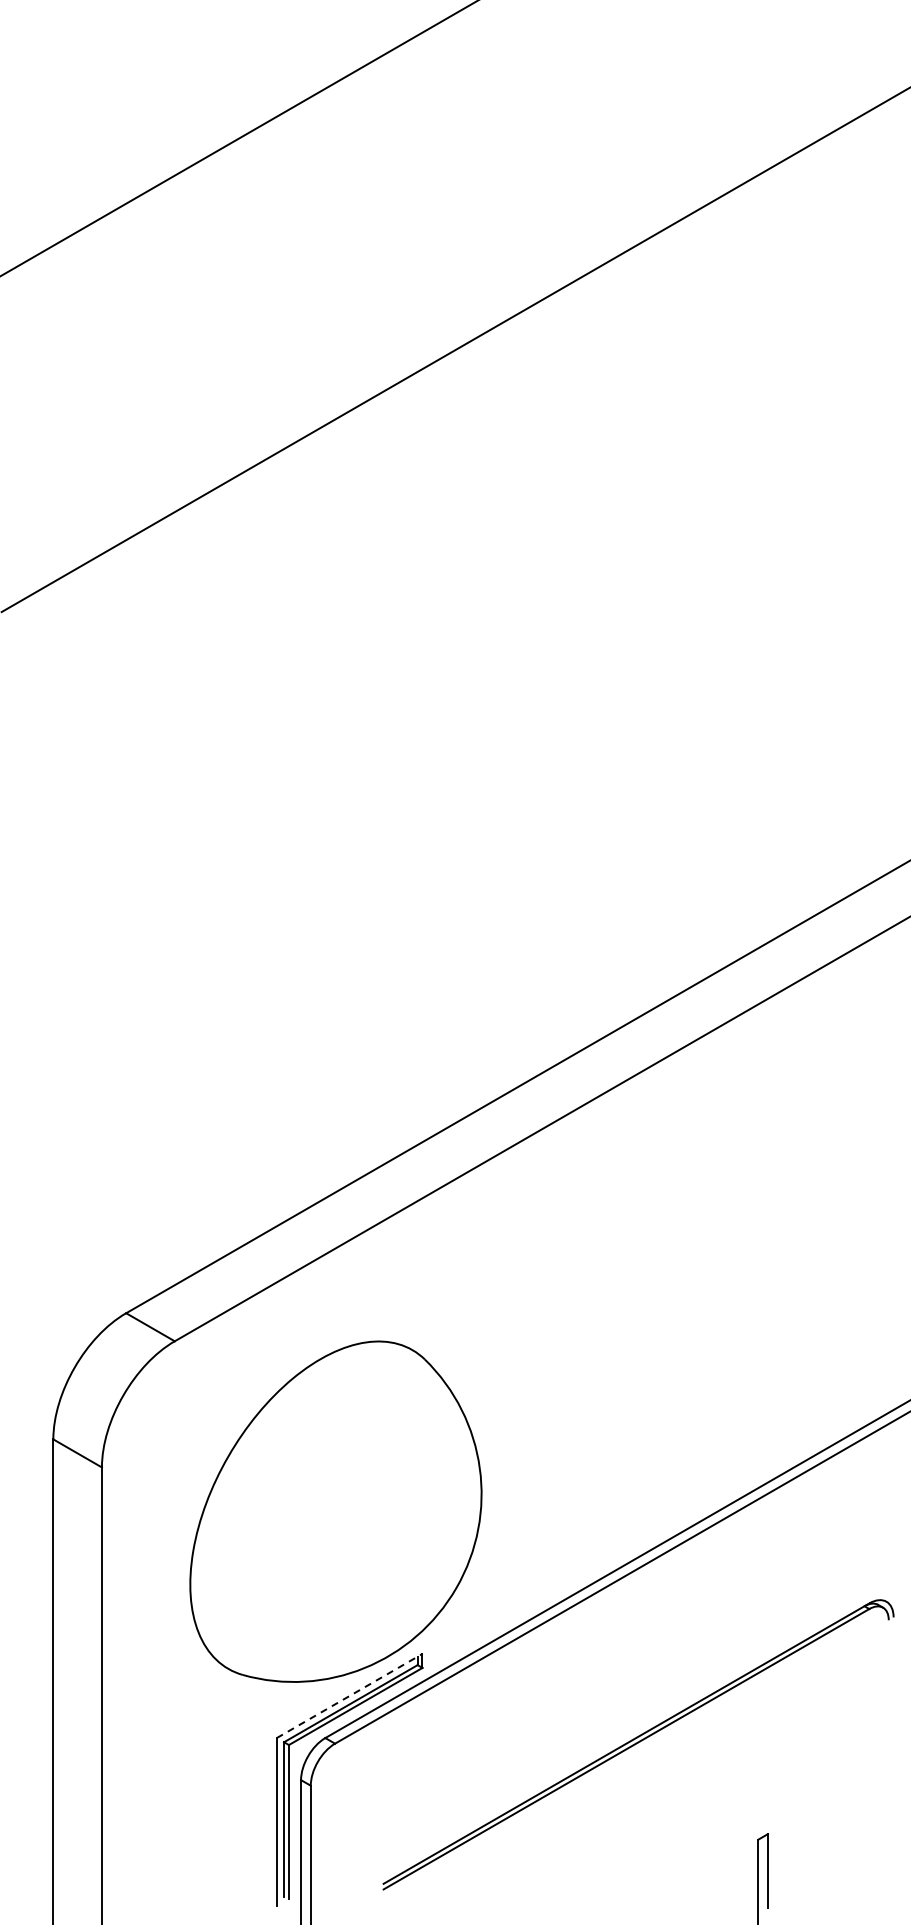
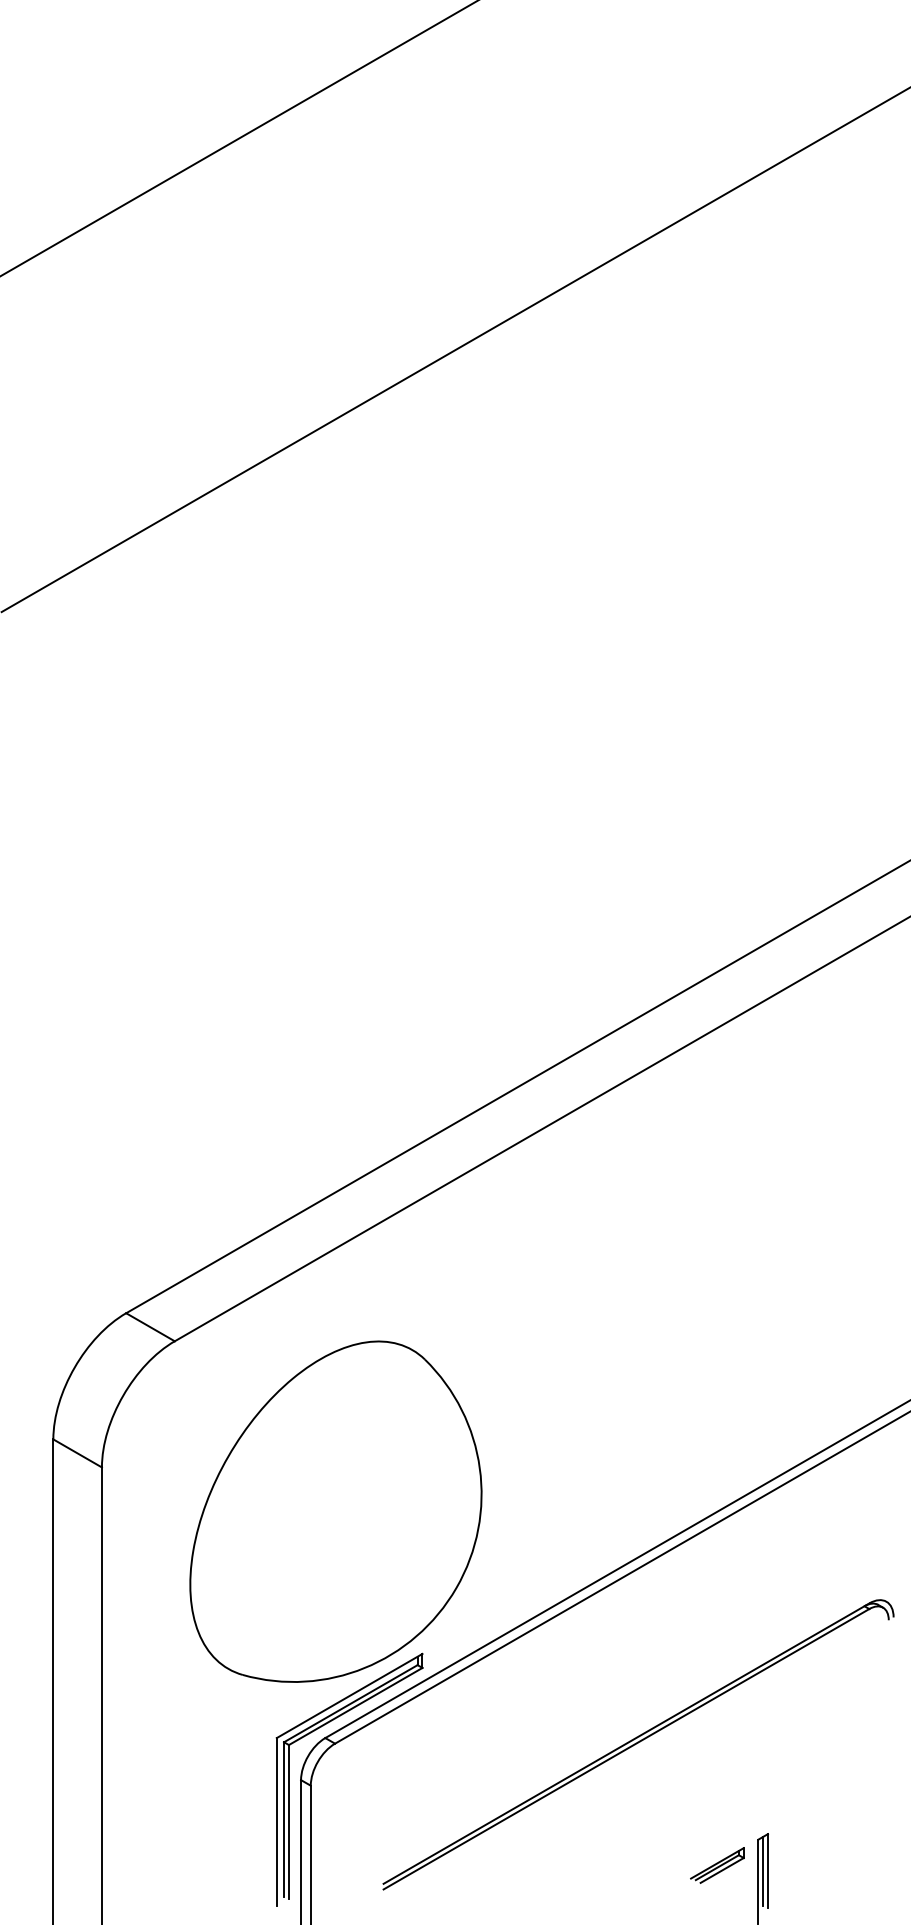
line: dashed -> solid (350, 1695)
part: none -> present (717, 1865)
line: none -> present (763, 1870)
